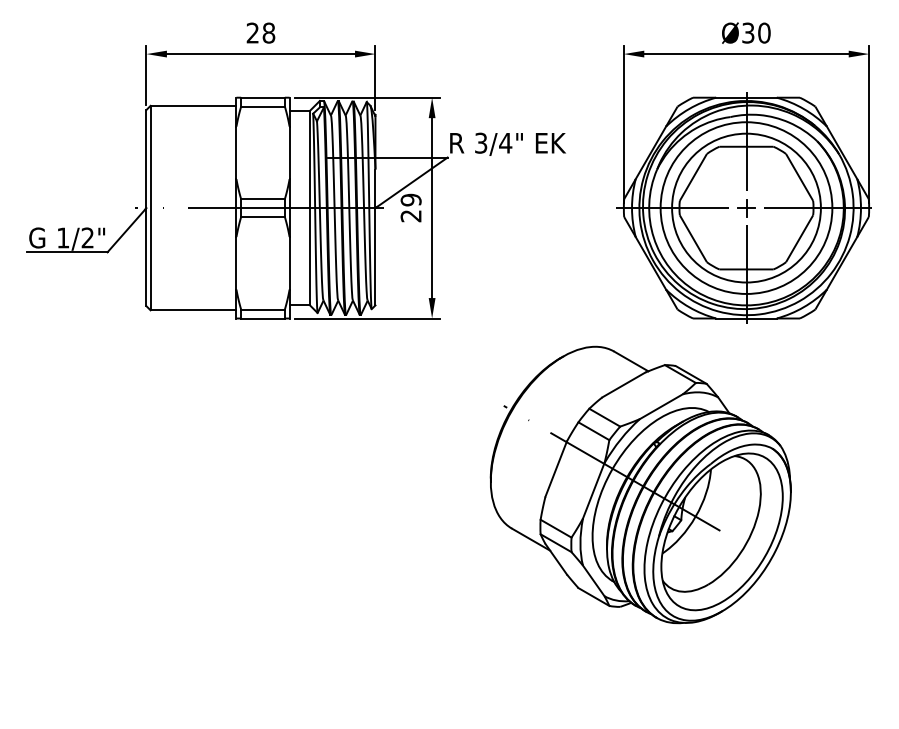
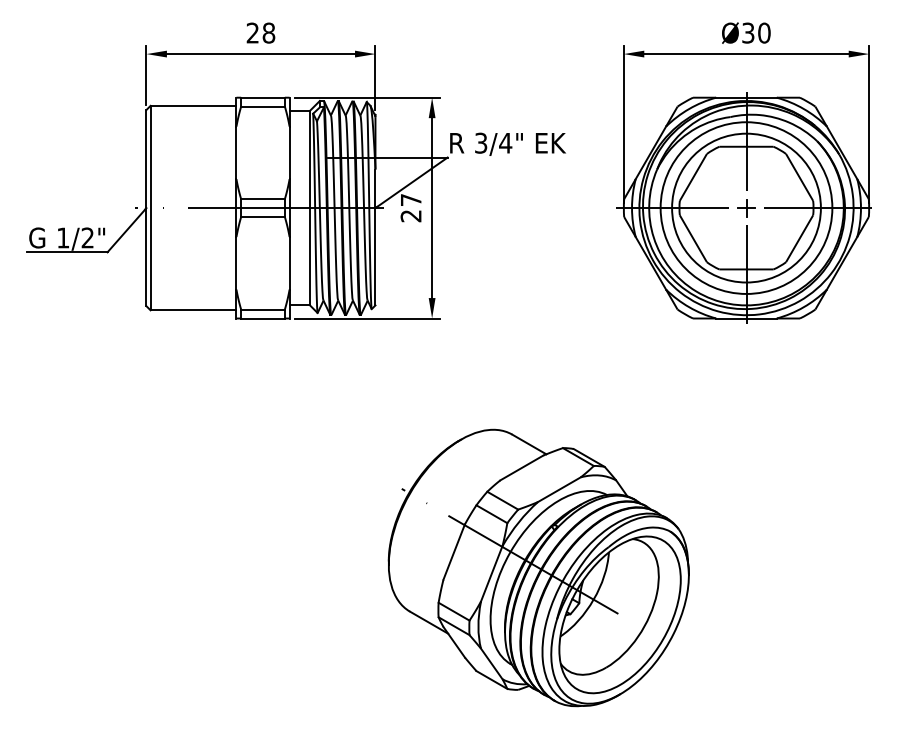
text: 29 -> 27 (410, 199)
part position: (640, 484) -> (538, 567) (538, 567)
